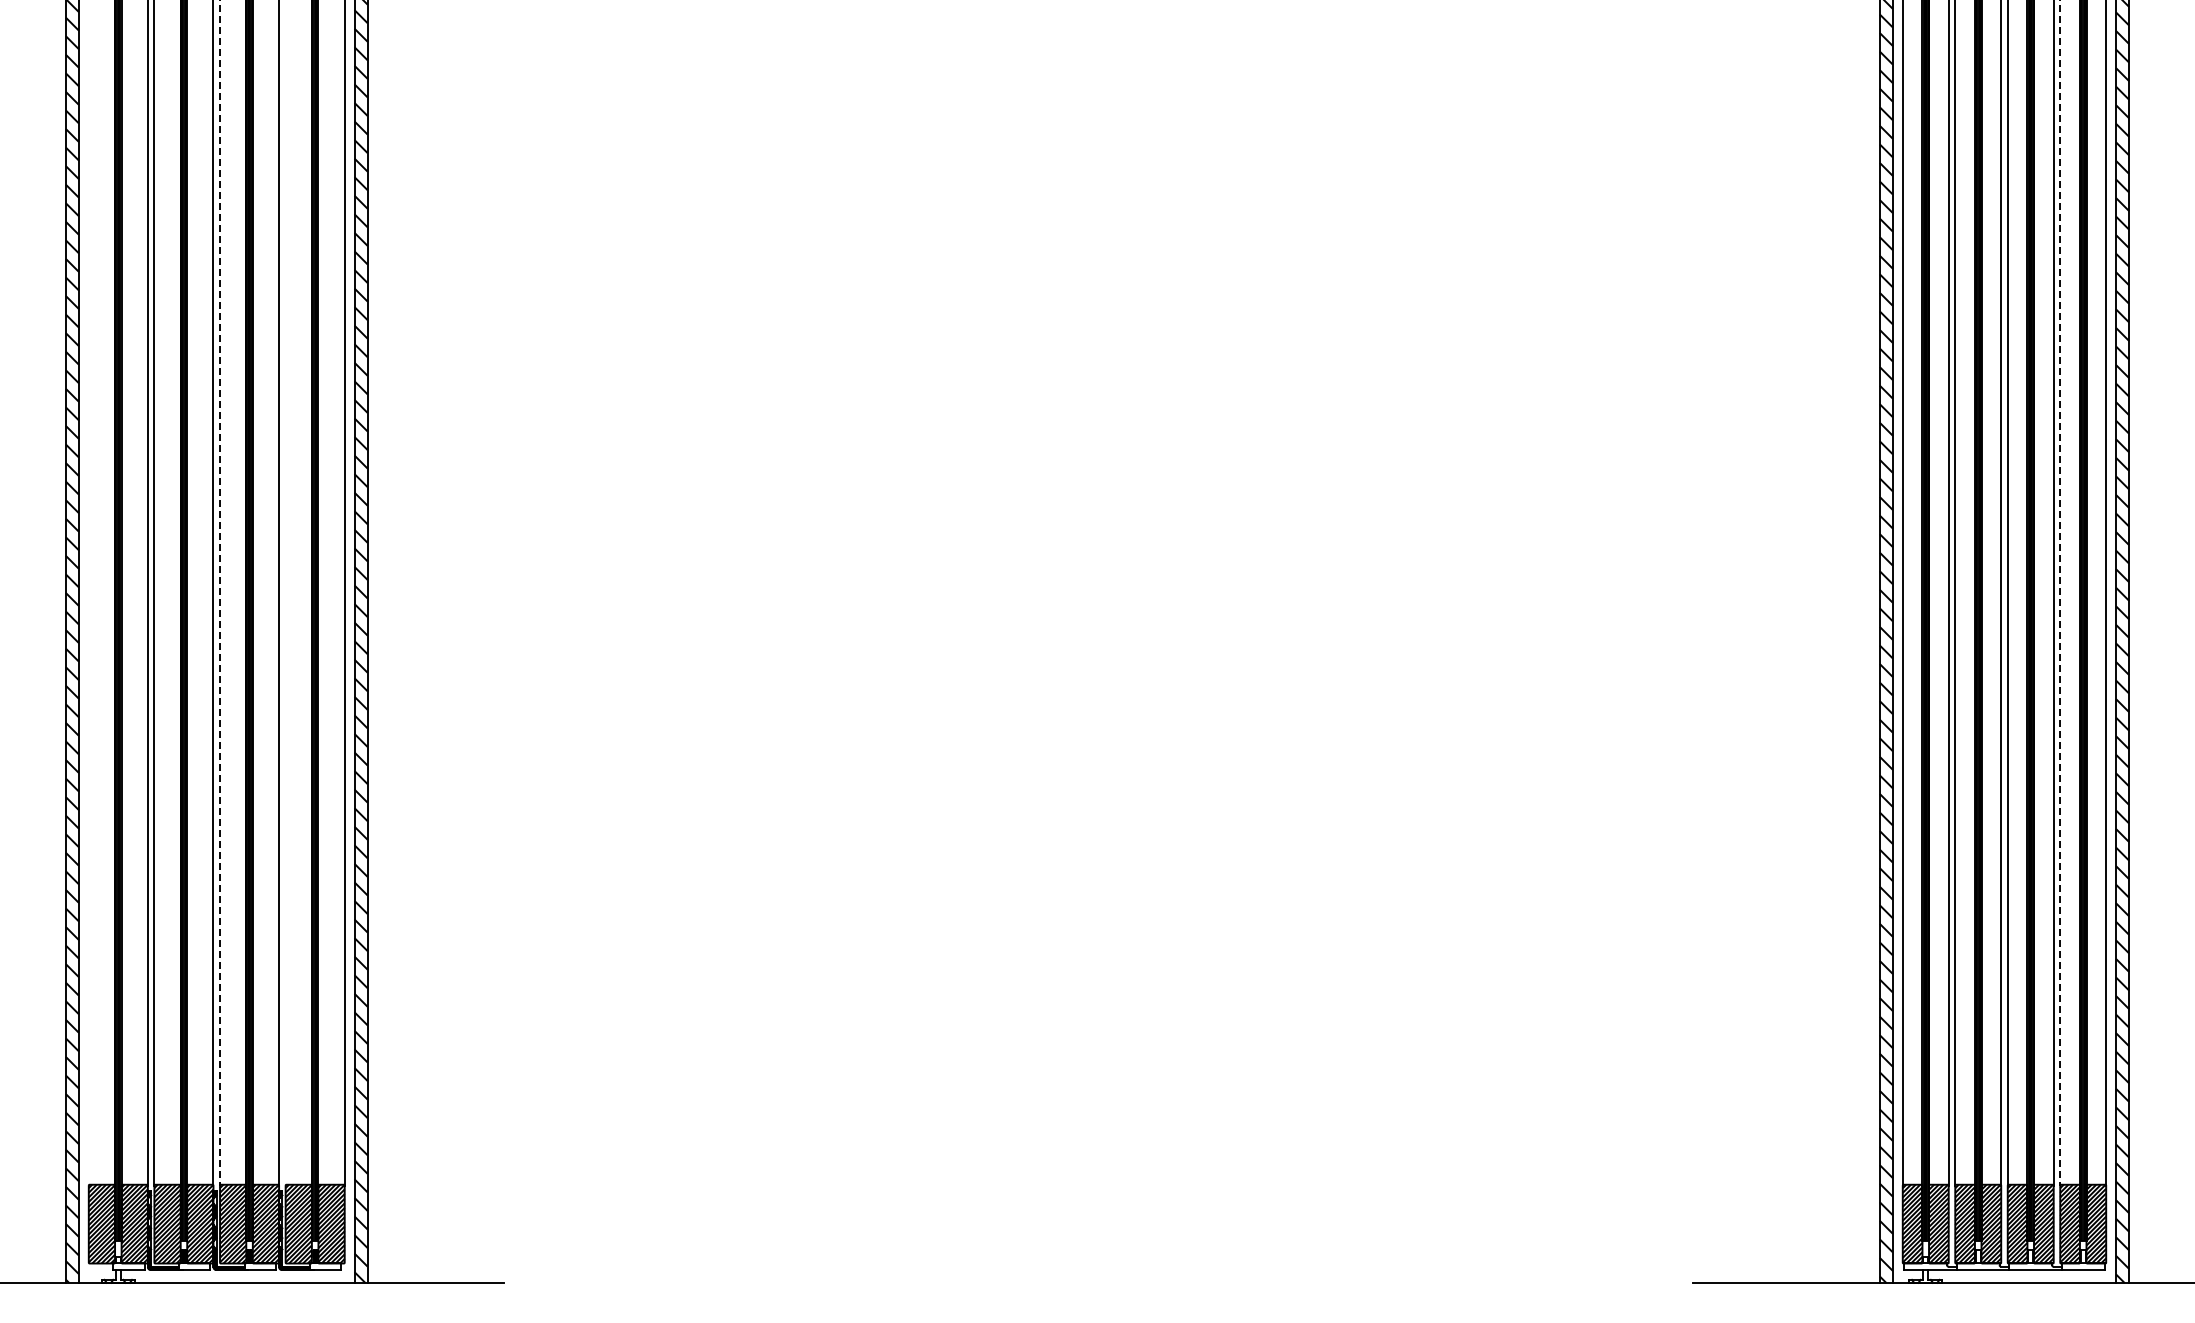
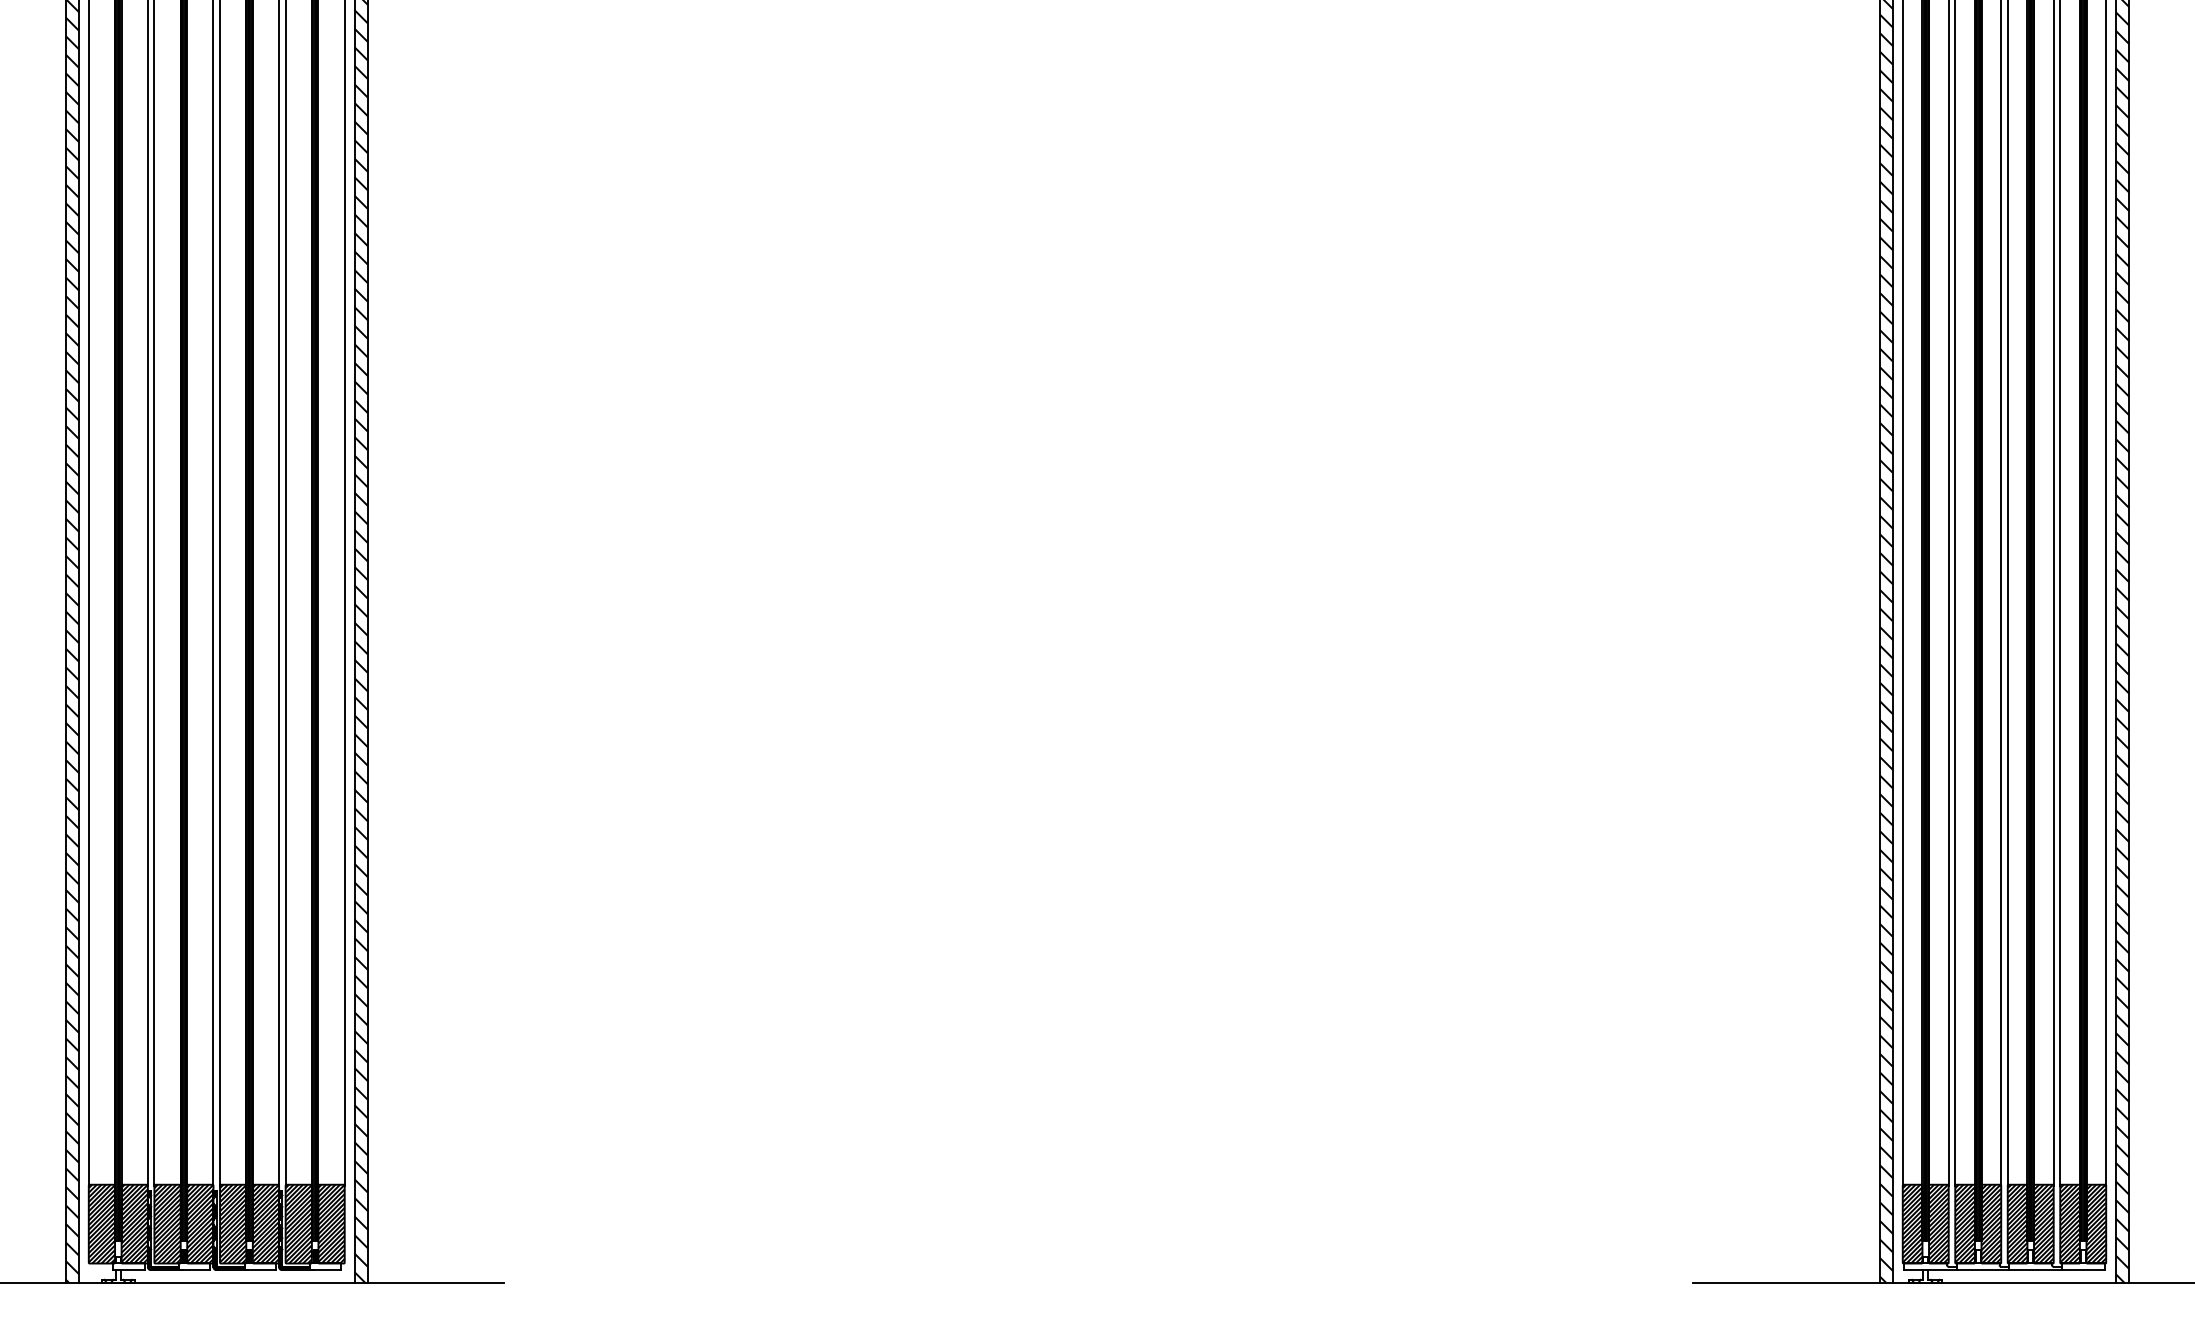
line: none -> present (88, 593)
line: dashed -> solid (220, 593)
line: none -> present (285, 593)
line: dashed -> solid (2060, 593)
